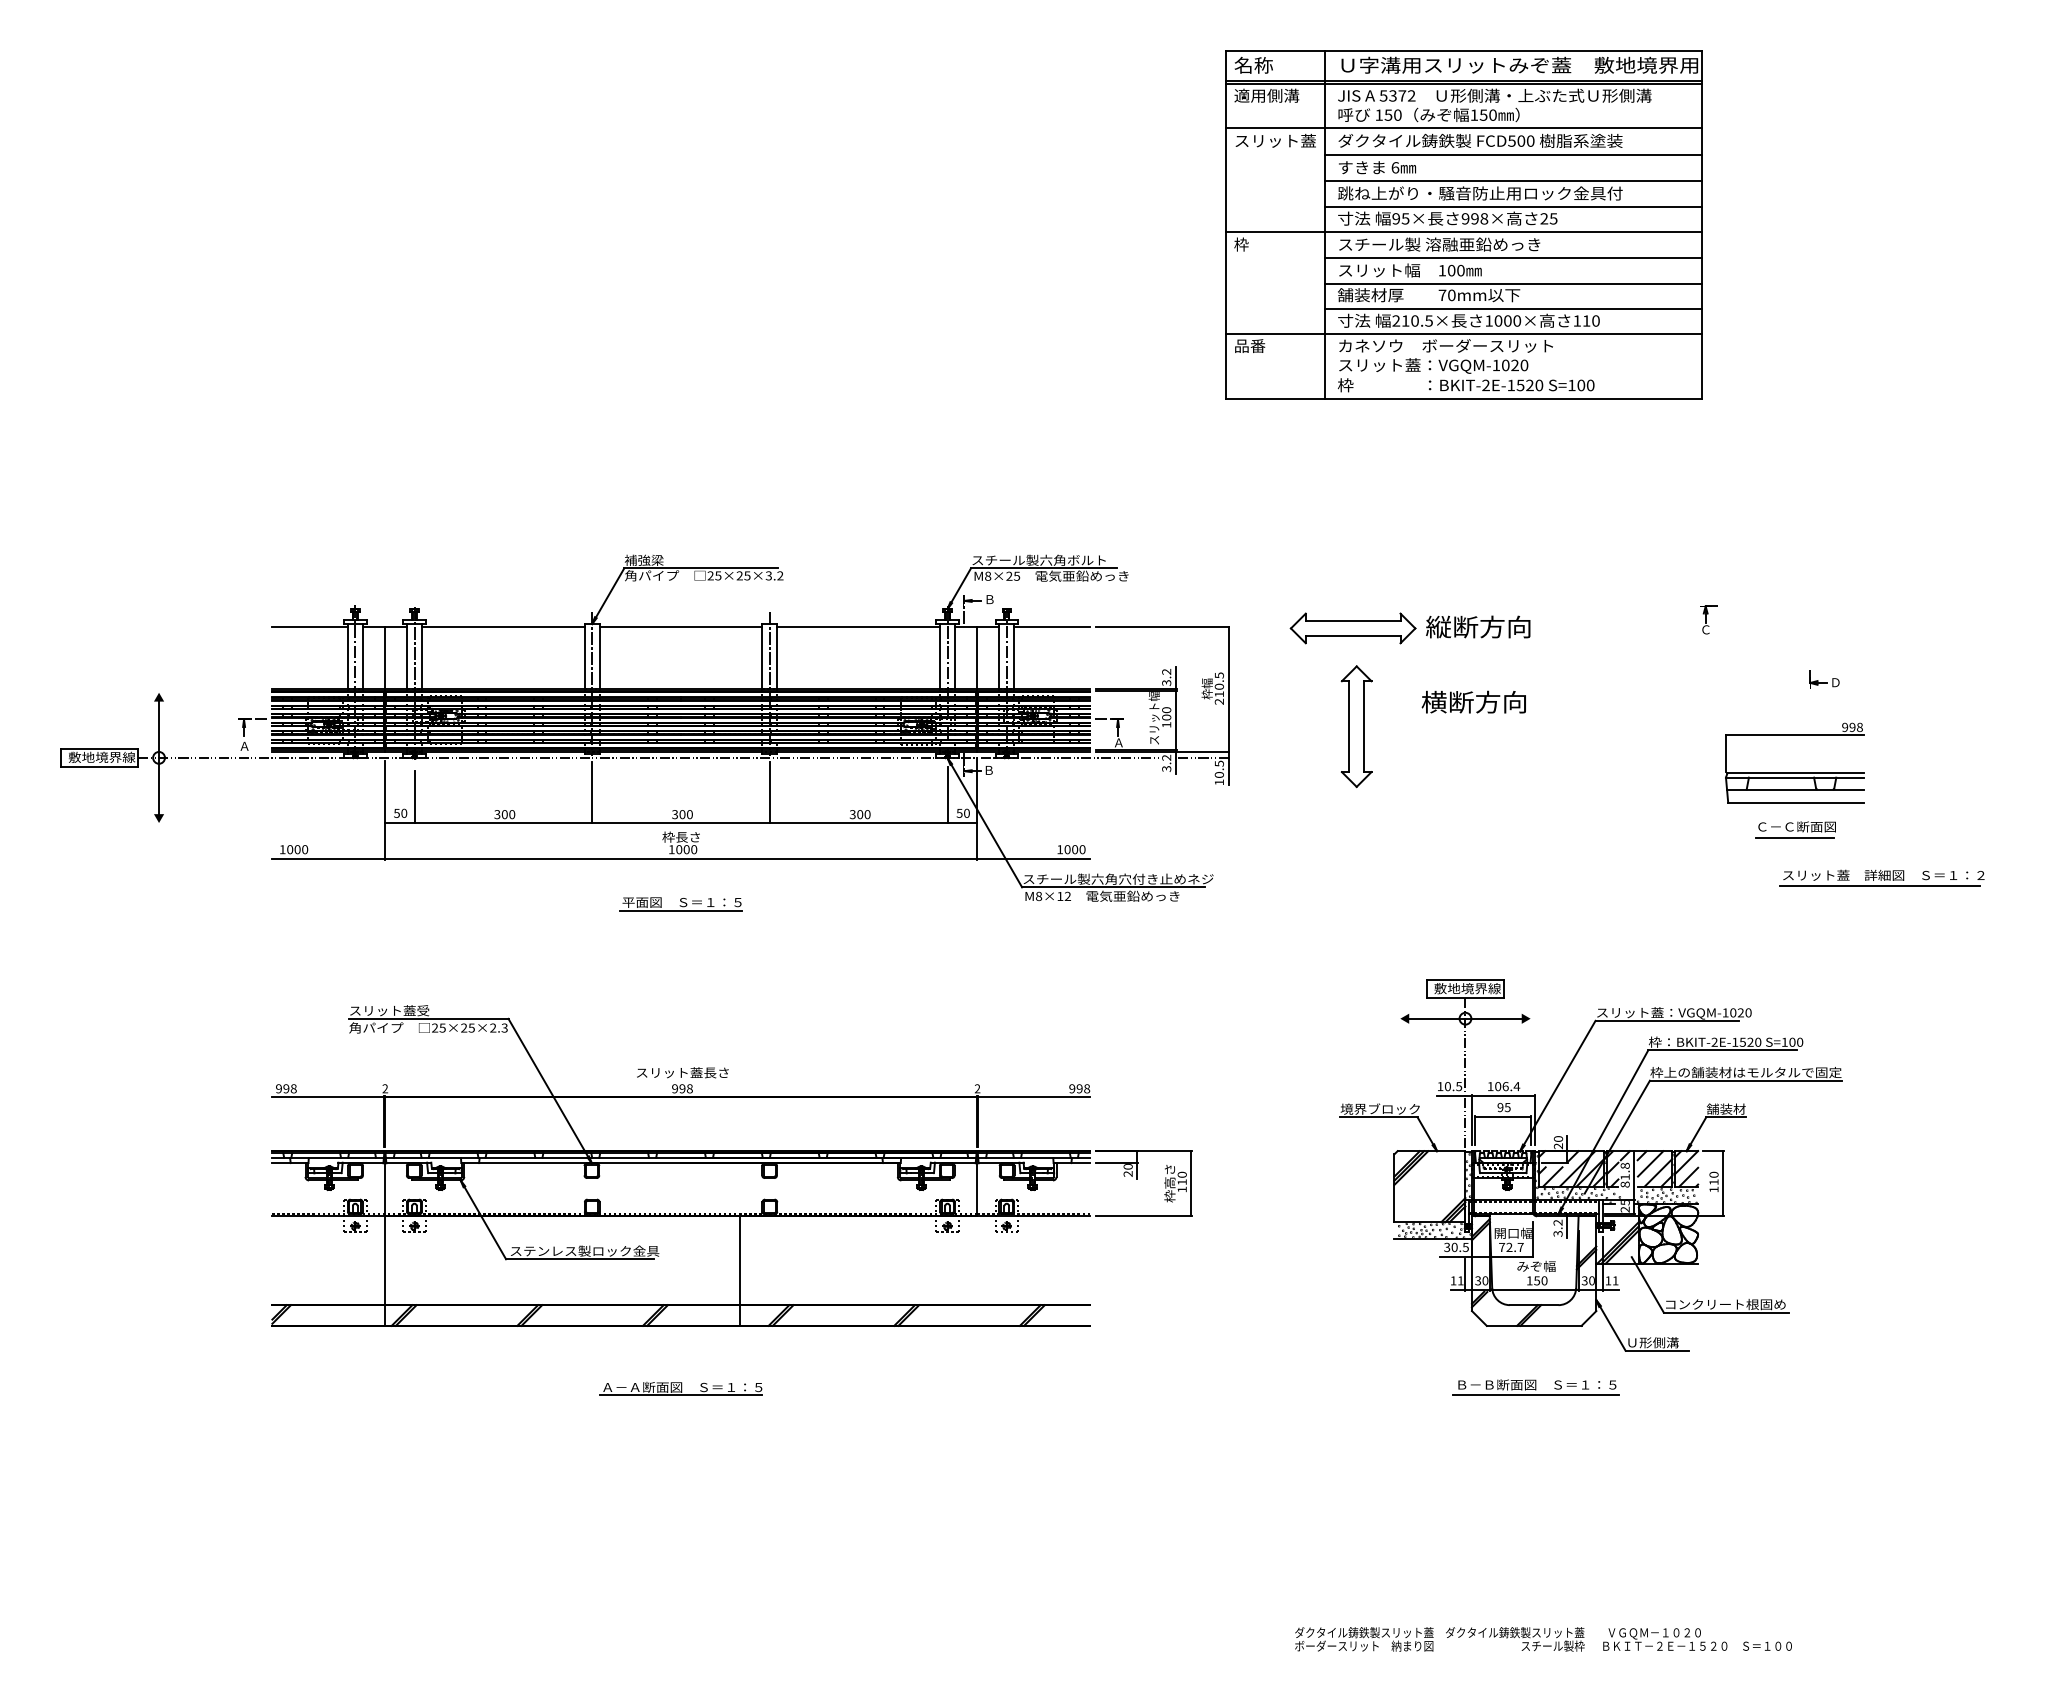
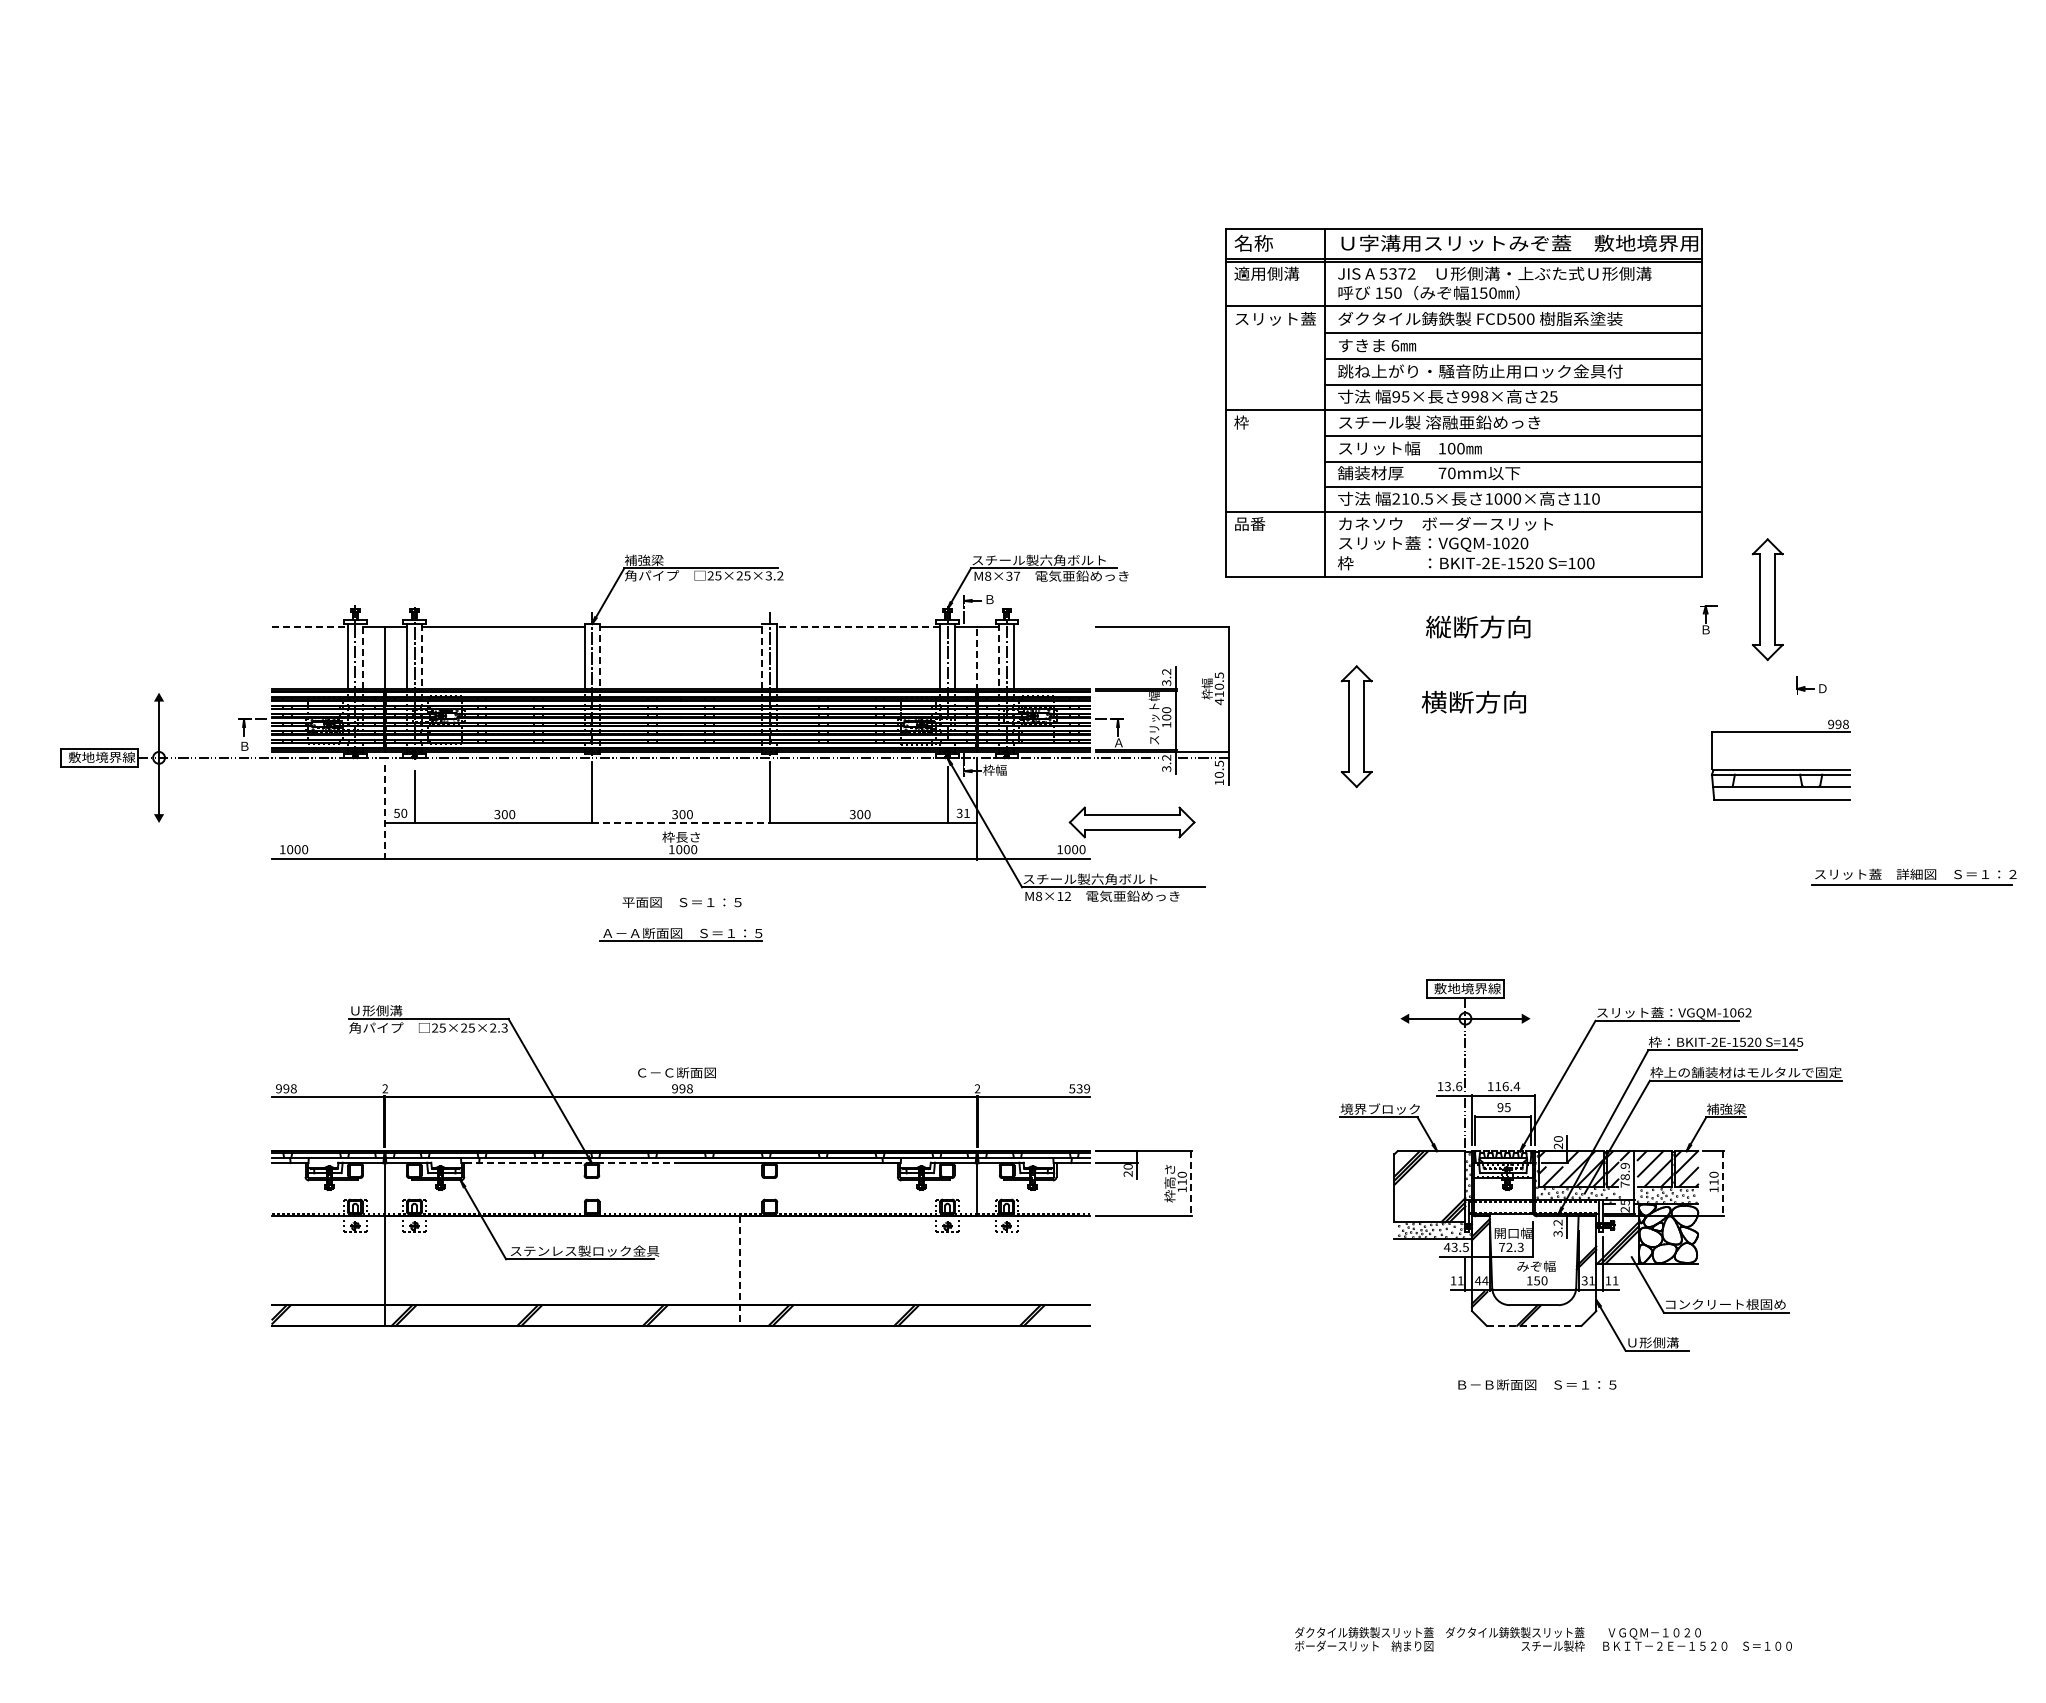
part position: (1463, 224) -> (1463, 402) (1463, 402)
text: M8×25 -> M8×37 (1013, 575)
part: none -> present (1767, 599)
line: solid -> dashed (310, 626)
line: solid -> dashed (858, 626)
line: present -> none (1051, 626)
part position: (1352, 628) -> (1131, 822) (1131, 822)
text: Ｃ -> Ｂ (1705, 629)
line: solid -> dashed (362, 655)
line: solid -> dashed (762, 655)
line: solid -> dashed (421, 656)
line: solid -> dashed (599, 656)
line: solid -> dashed (999, 656)
line: solid -> dashed (977, 658)
part position: (1824, 679) -> (1811, 685) (1811, 685)
text: 210.5 -> 410.5 (1218, 701)
text: Ａ -> Ｂ (244, 745)
text: Ｂ -> 枠幅 (994, 769)
part position: (1794, 772) -> (1780, 769) (1780, 769)
line: solid -> dashed (384, 810)
text: 50 -> 31 (963, 812)
line: solid -> dashed (681, 822)
part: present -> none (1795, 829)
part position: (1881, 877) -> (1913, 876) (1913, 876)
text: スチール製六角穴付き止めネジ -> スチール製六角ボルト (1166, 878)
line: present -> none (680, 911)
text: スリット蓋受 -> Ｕ形側溝 (389, 1010)
text: VGQM-1020 -> VGQM-1062 (1744, 1012)
text: S=100 -> S=145 (1796, 1041)
text: スリット蓋長さ -> Ｃ－Ｃ断面図 (682, 1072)
text: 10.5 -> 13.6 (1453, 1086)
text: 106.4 -> 116.4 (1498, 1086)
text: 998 -> 539 (1079, 1088)
text: 舗装材 -> 補強梁 (1725, 1108)
line: solid -> dashed (571, 1163)
text: 81.8 -> 78.9 (1624, 1174)
line: solid -> dashed (1191, 1183)
line: solid -> dashed (1723, 1183)
text: 30.5 -> 43.5 (1450, 1247)
text: 72.7 -> 72.3 (1520, 1247)
line: solid -> dashed (740, 1271)
text: 30 -> 44 (1481, 1280)
text: 30 -> 31 (1591, 1280)
line: solid -> dashed (1533, 1325)
part position: (680, 1388) -> (680, 934) (680, 934)
line: present -> none (1535, 1395)
